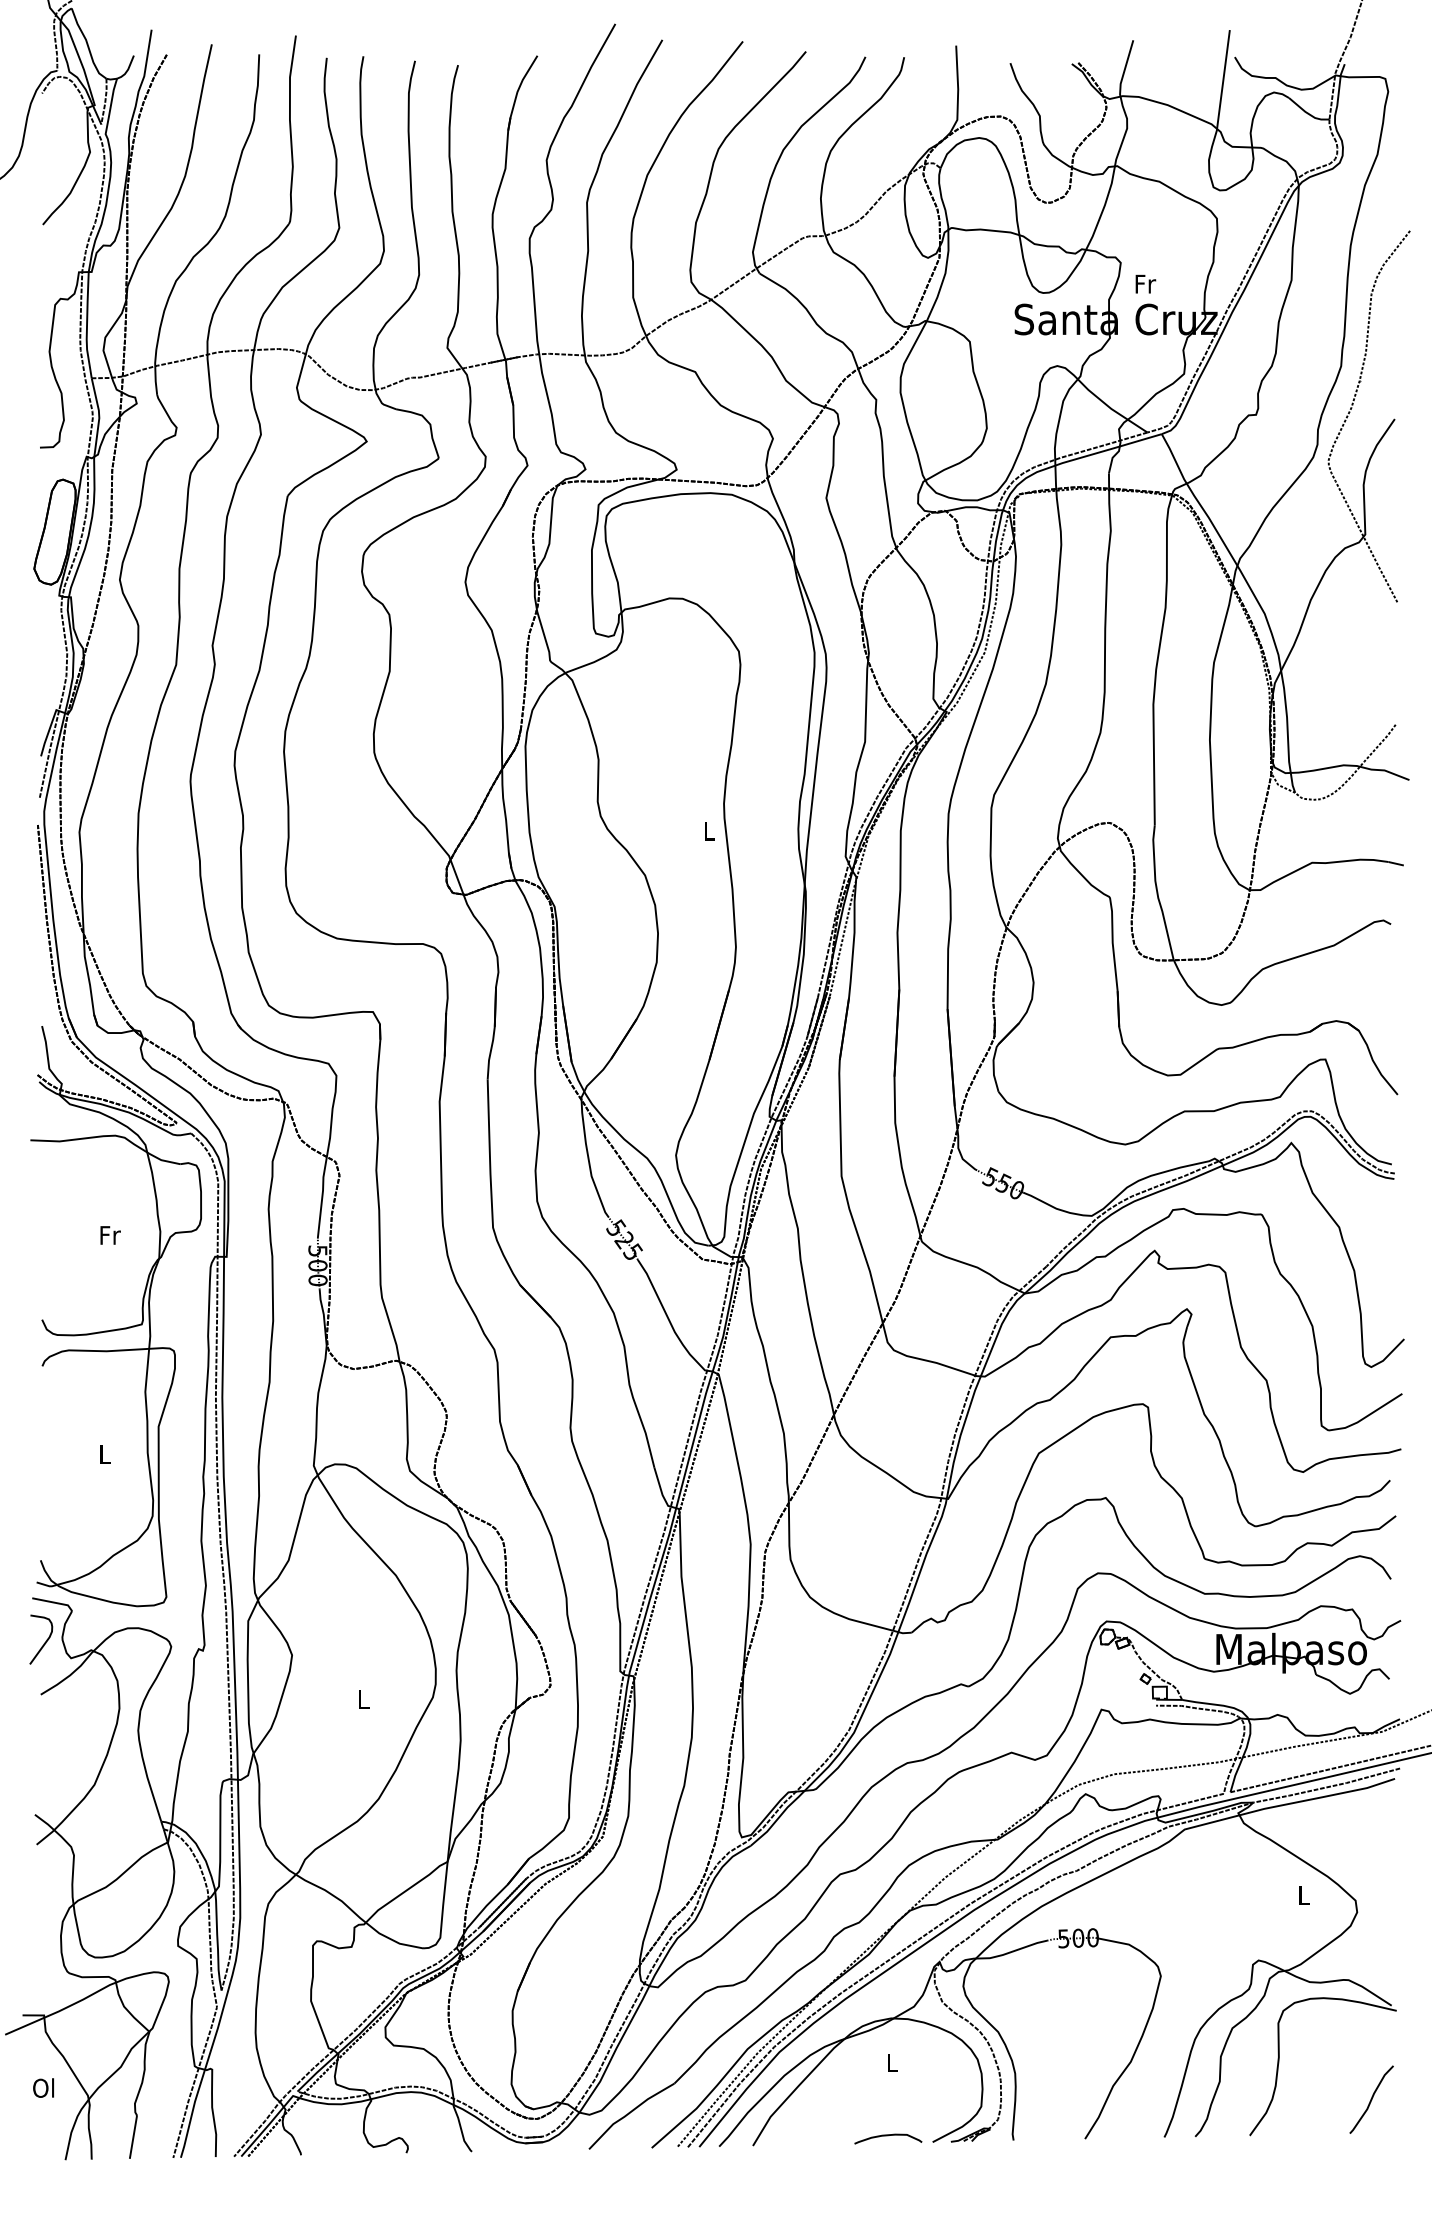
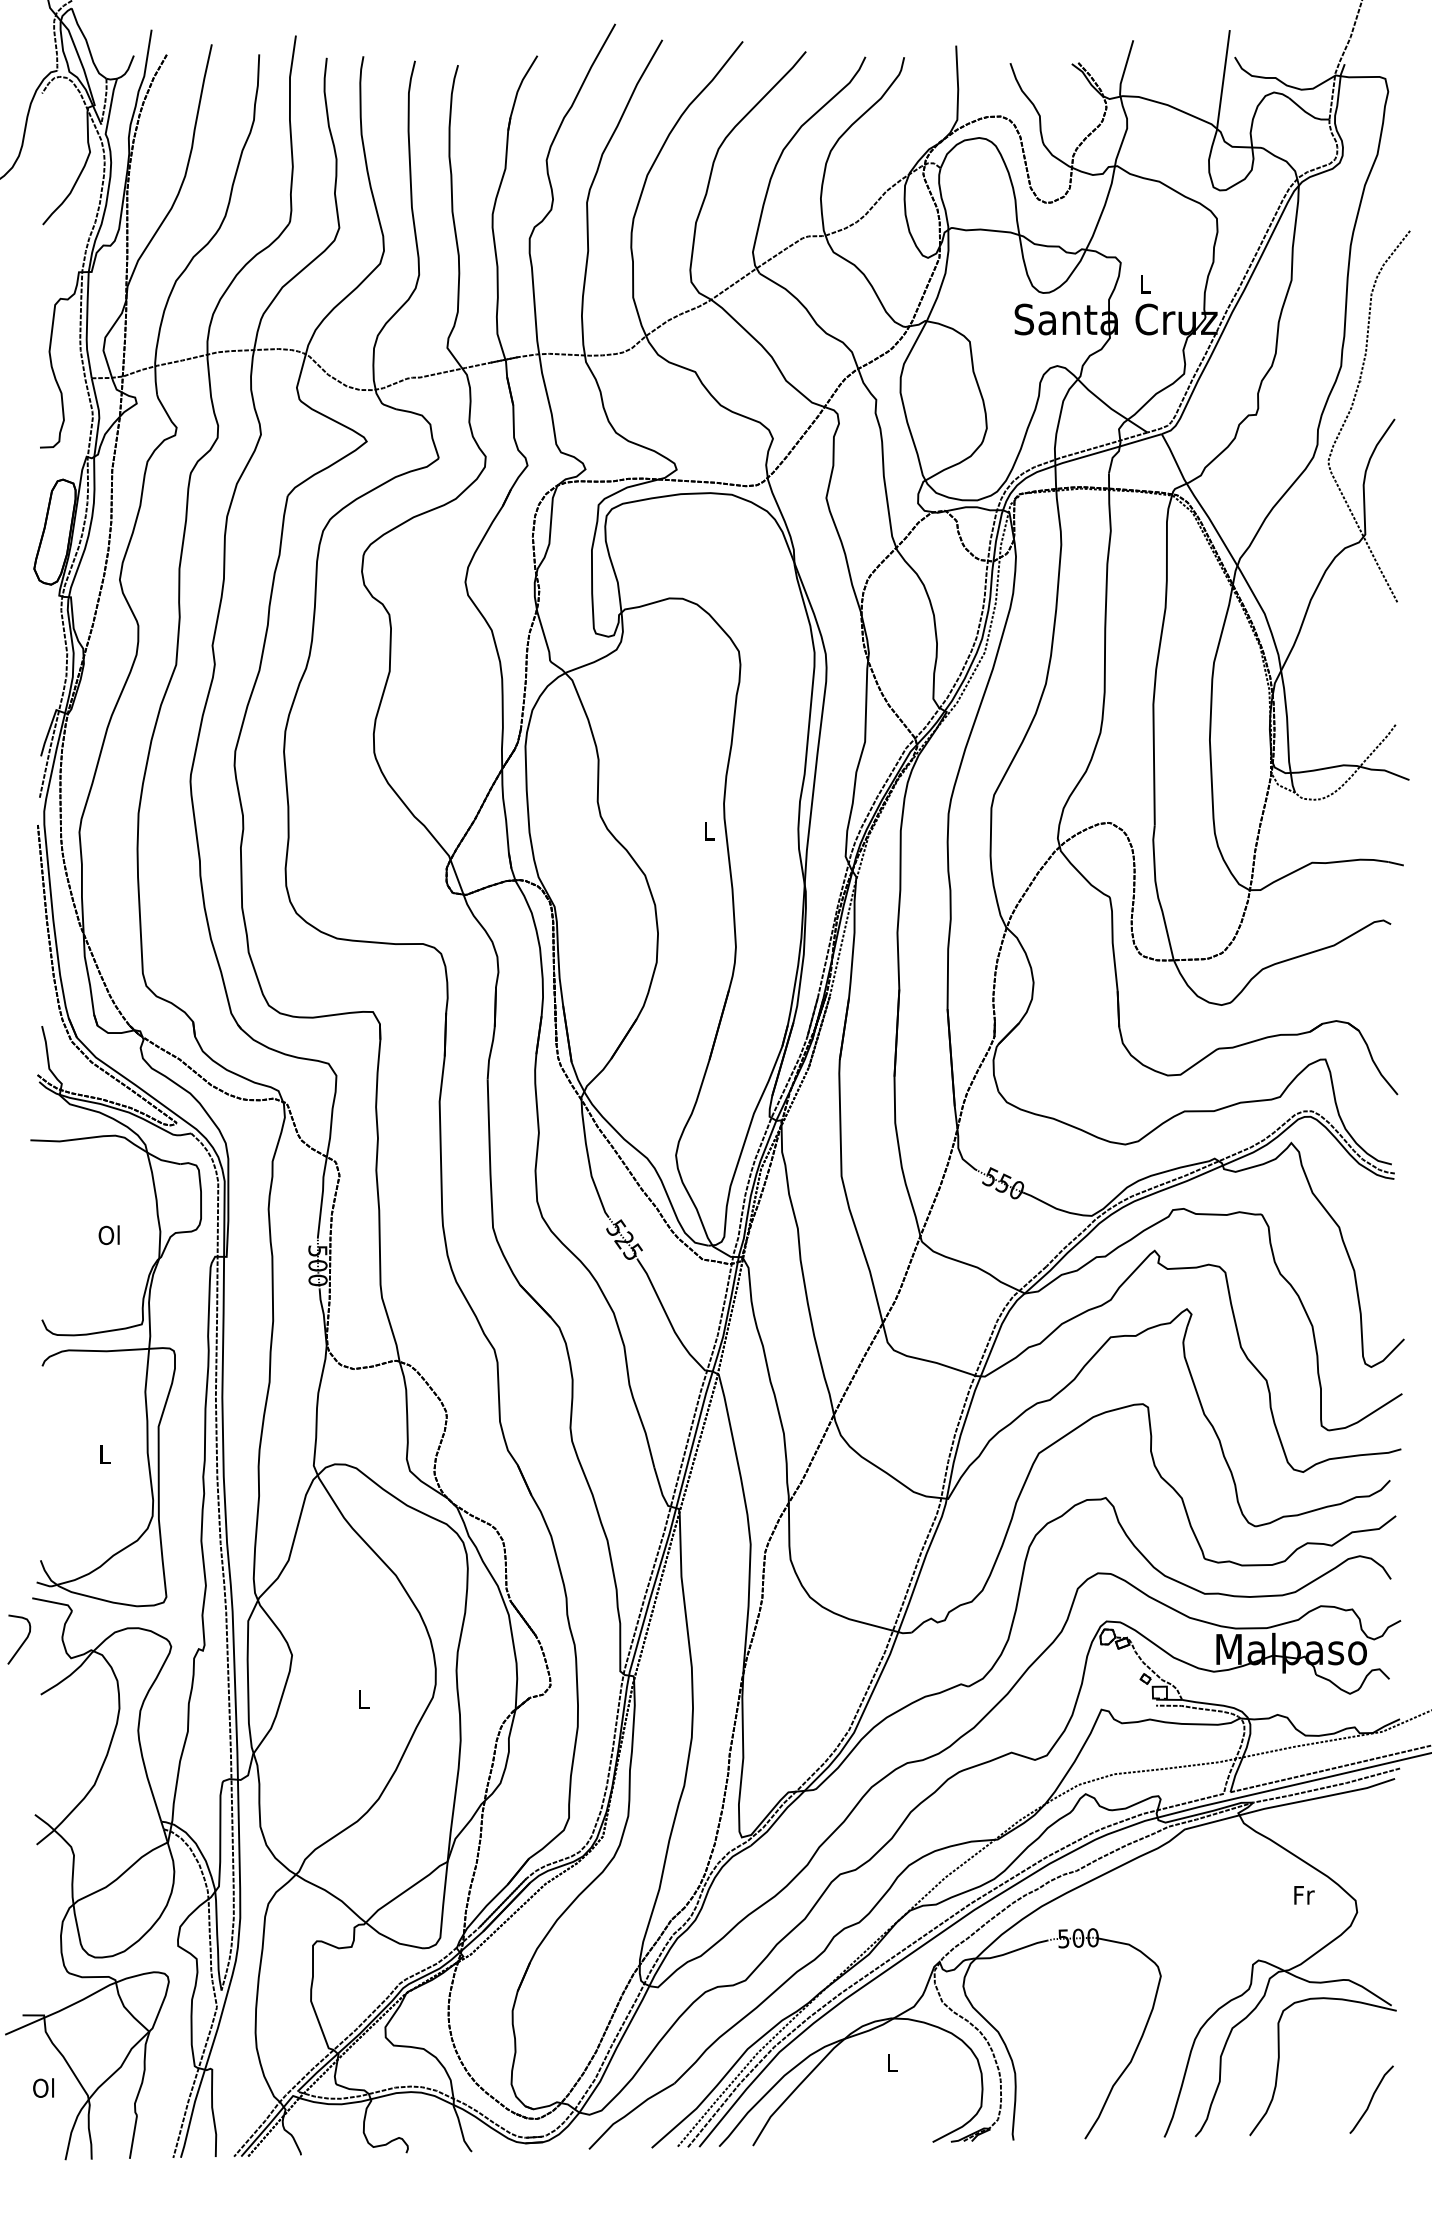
text: Fr -> L (1145, 283)
text: Fr -> Ol (109, 1235)
curve position: (44, 1642) -> (22, 1642) (22, 1642)
text: L -> Fr (1304, 1895)
curve: present -> none (888, 2136)
